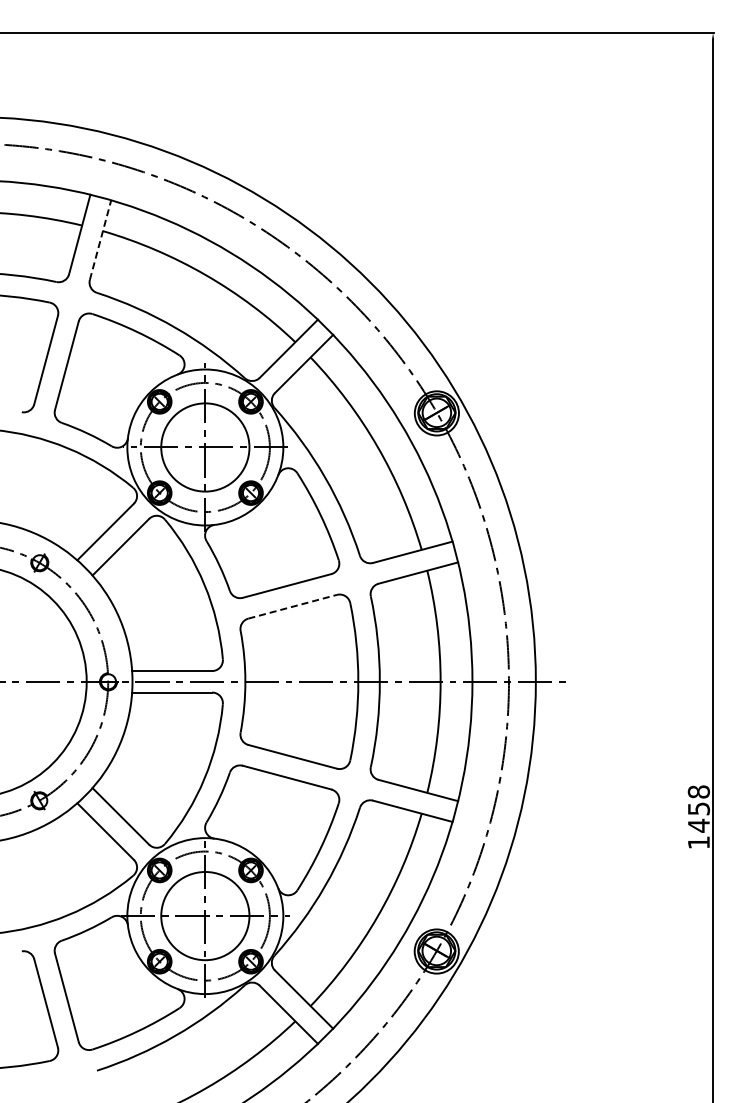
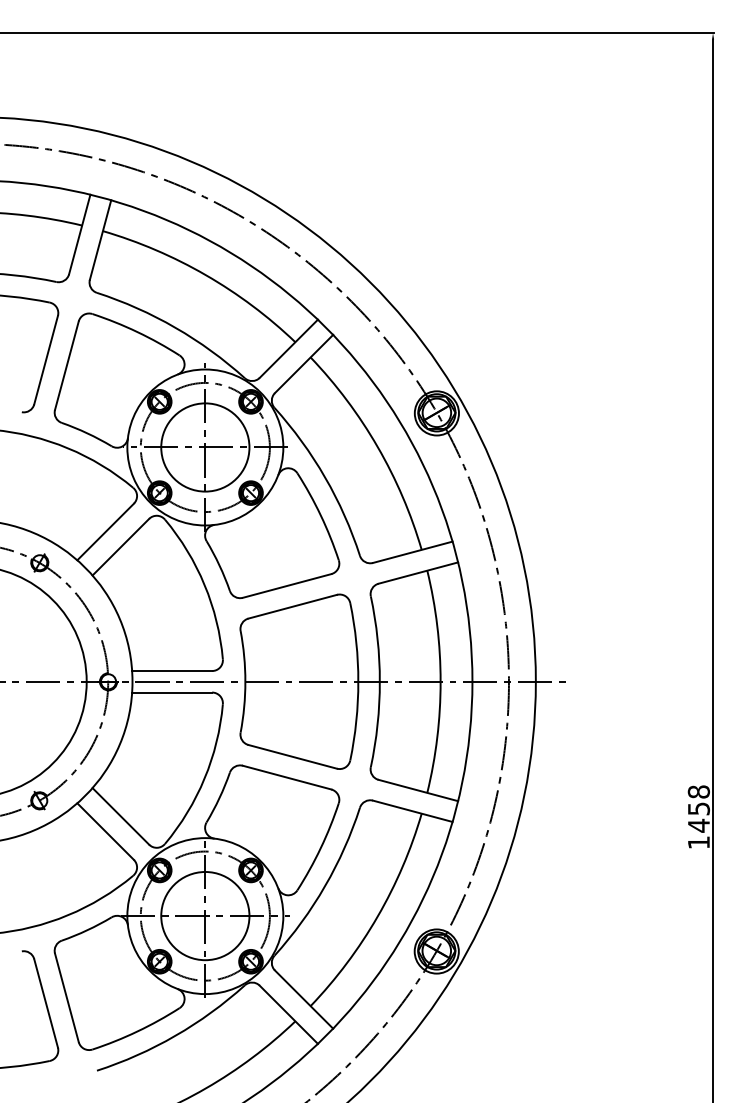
line: dashed -> solid (100, 239)
line: dashed -> solid (292, 606)
